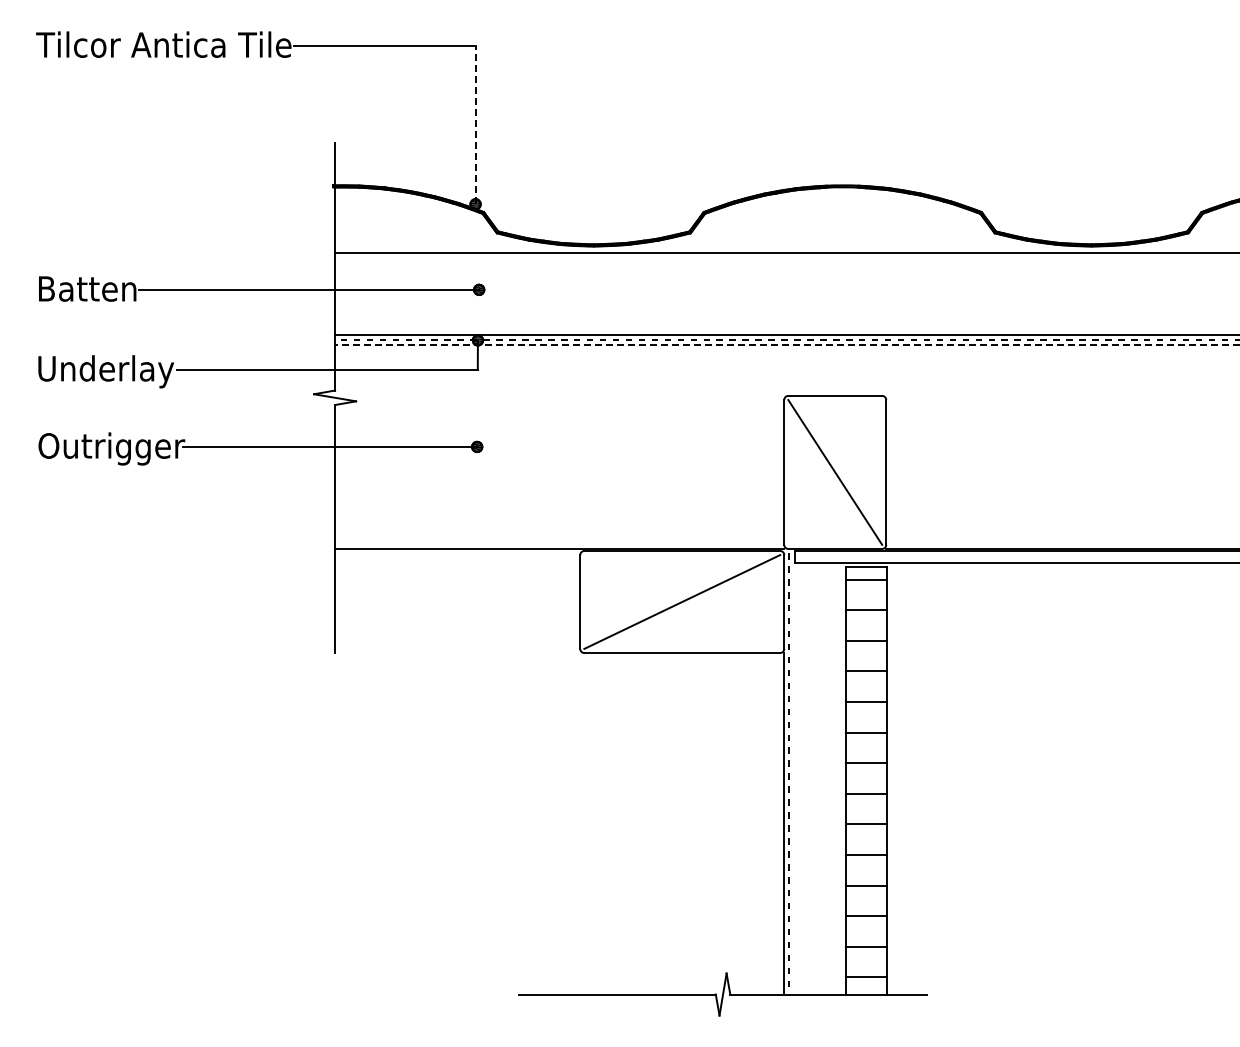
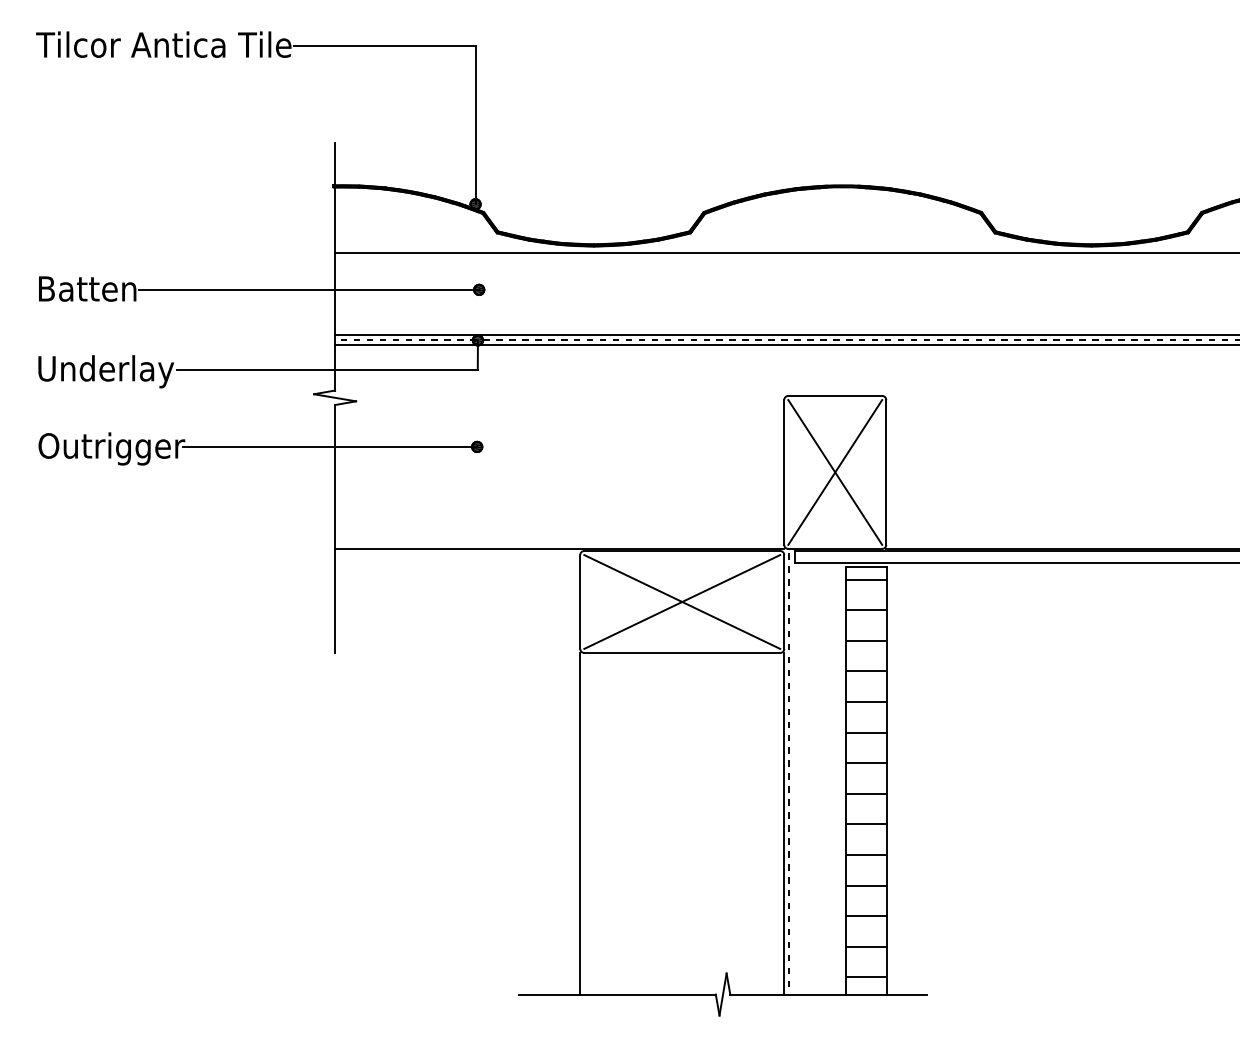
line: dashed -> solid (475, 124)
line: dashed -> solid (786, 344)
line: none -> present (835, 472)
line: none -> present (682, 601)
line: none -> present (580, 823)
